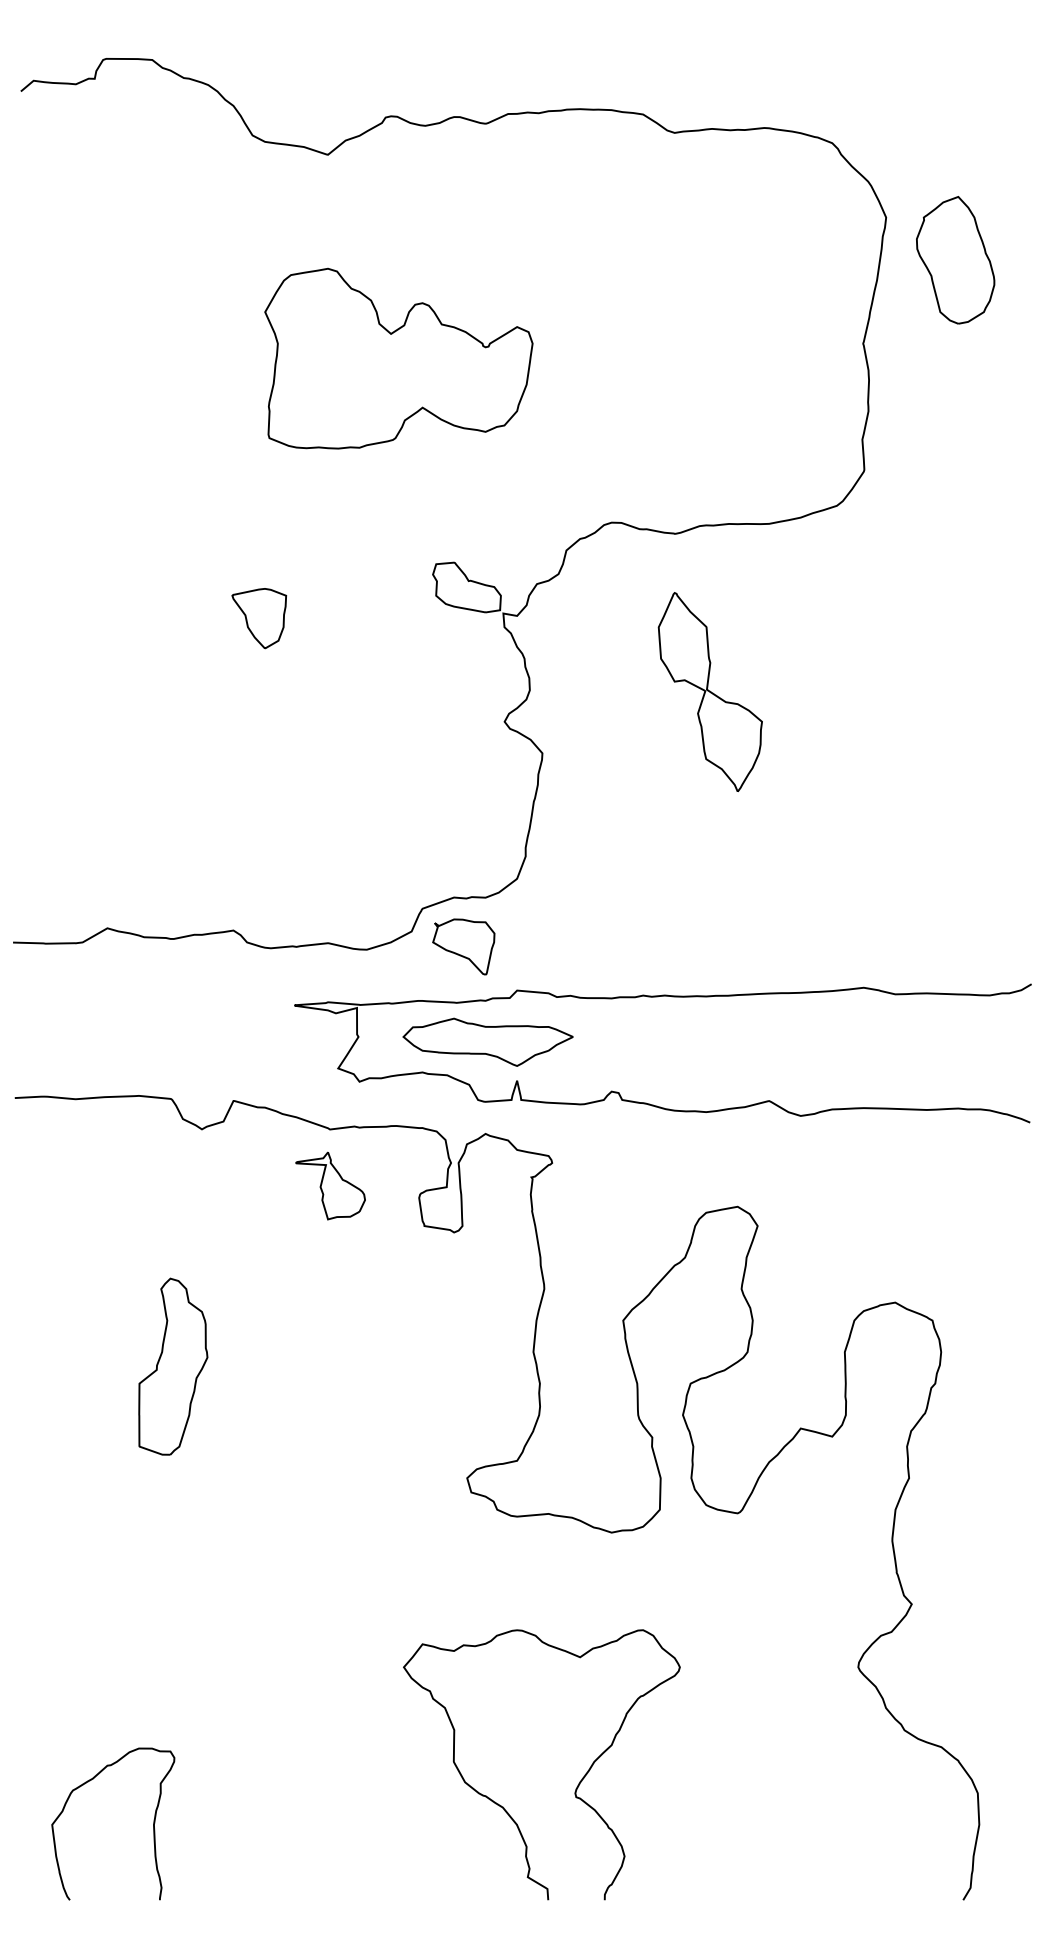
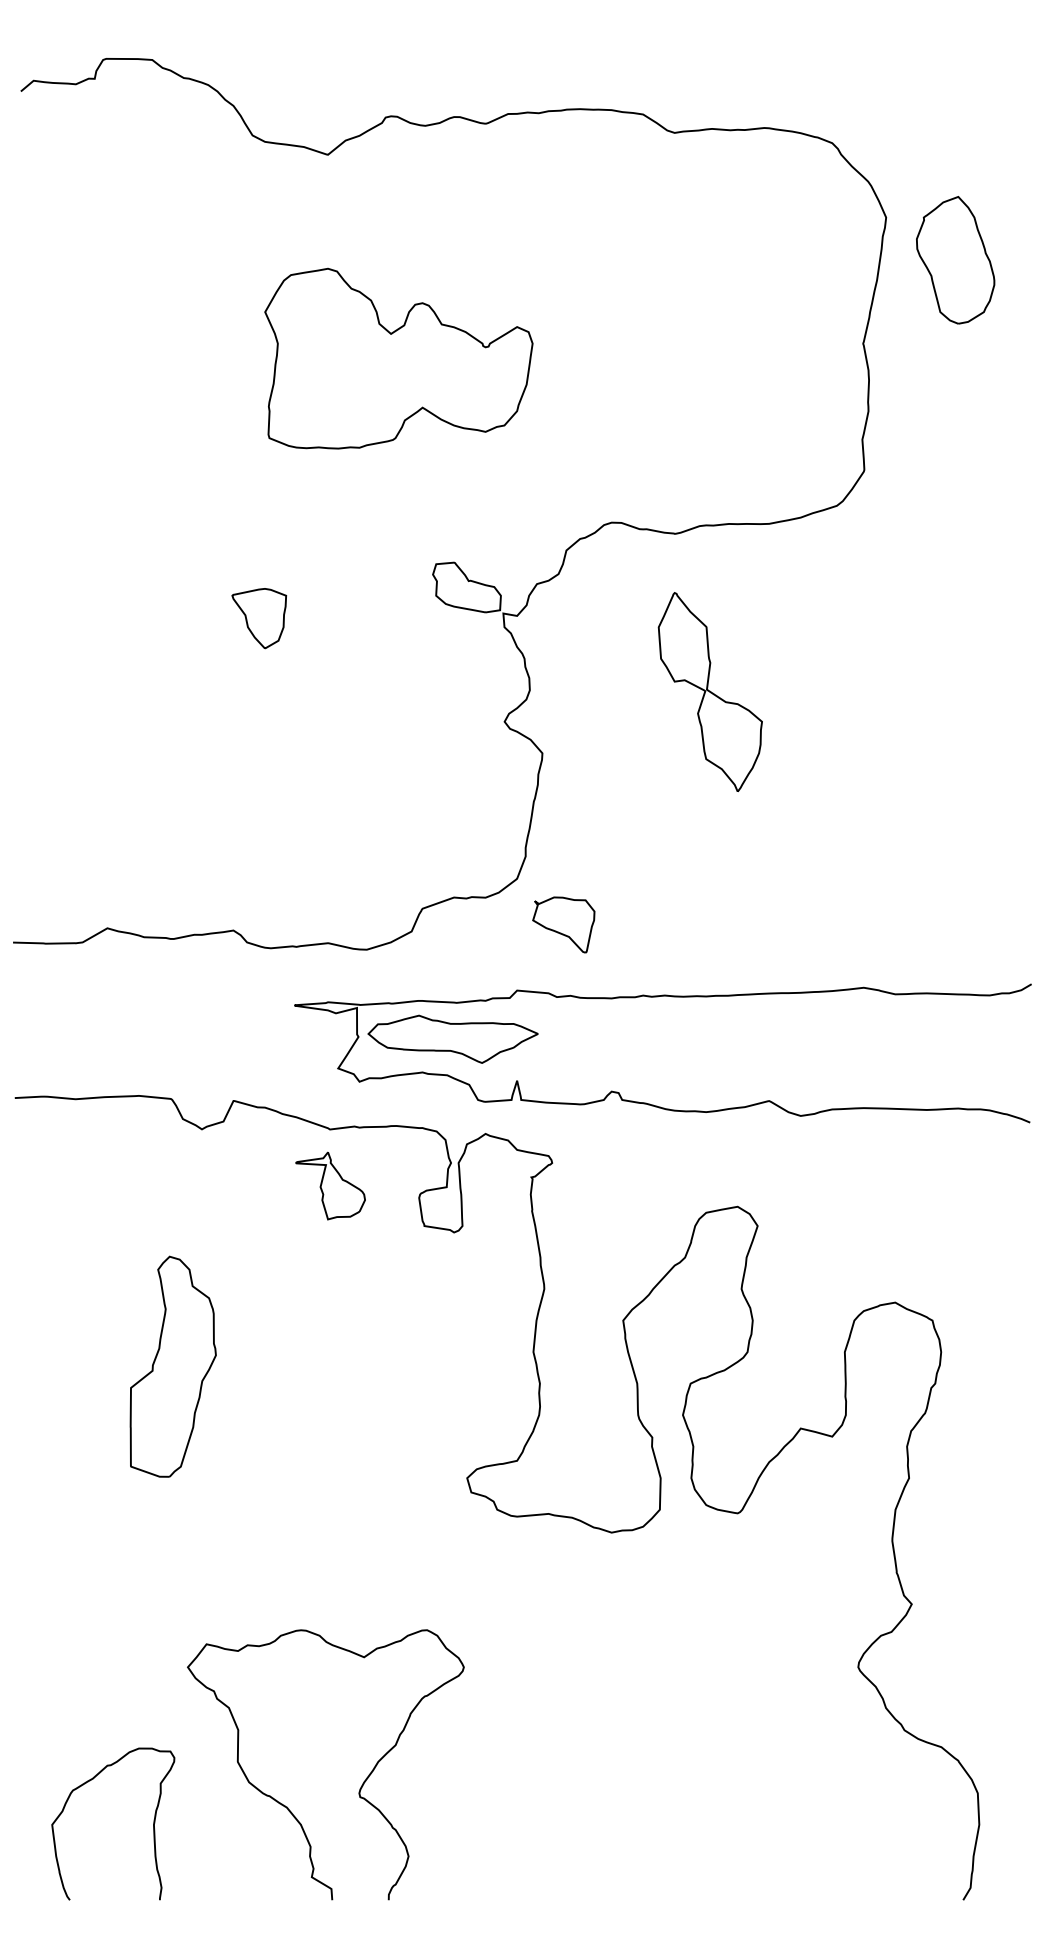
part position: (463, 946) -> (563, 924) (563, 924)
part position: (487, 1041) -> (452, 1038) (452, 1038)
part size: 71x179 px -> 88x223 px (172, 1366)
curve position: (578, 1783) -> (362, 1783) (362, 1783)
